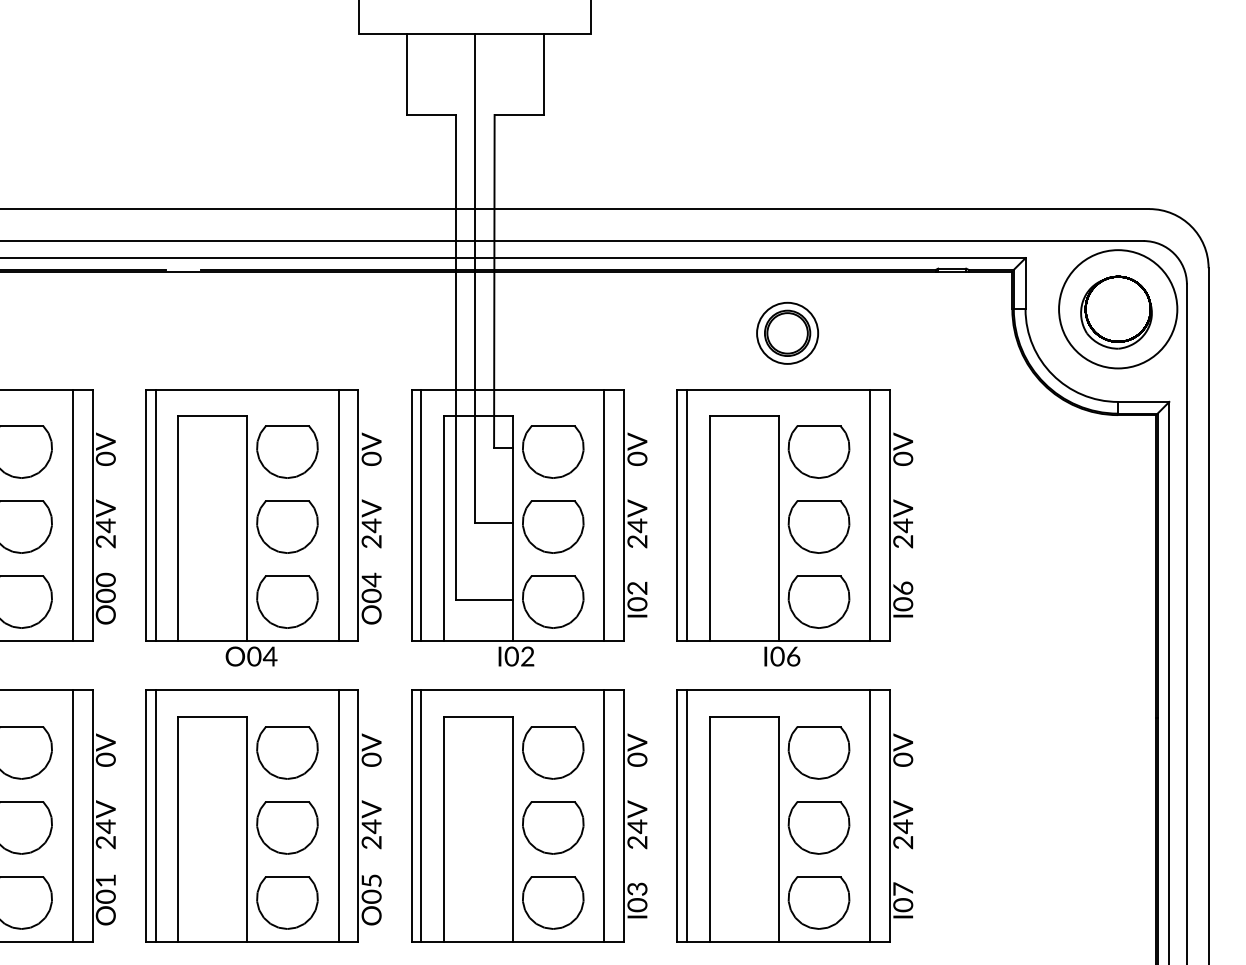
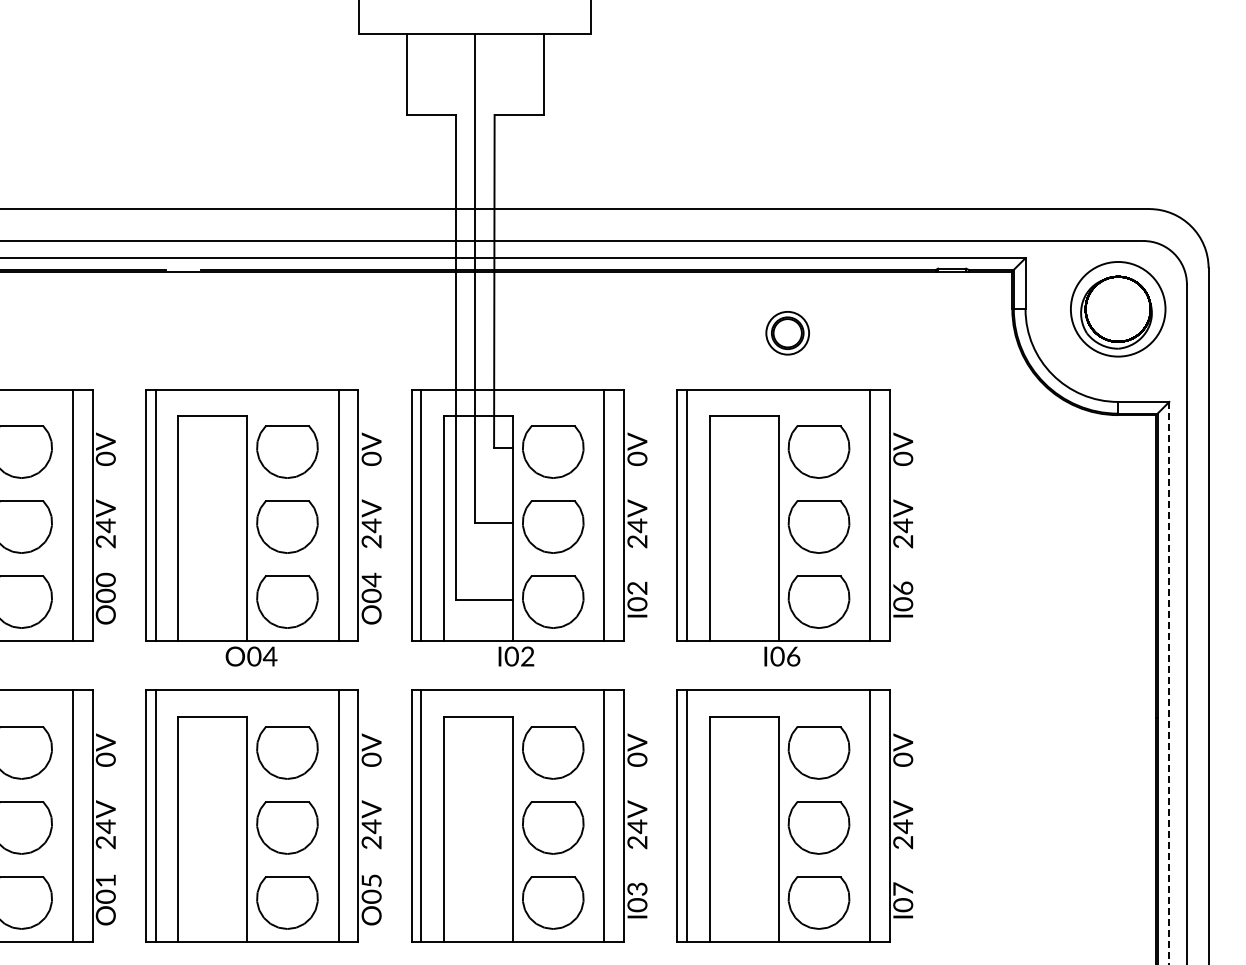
circle diameter: 118 px -> 95 px (1117, 308)
part size: 64x64 px -> 45x45 px (787, 333)
line: solid -> dashed (1169, 683)
